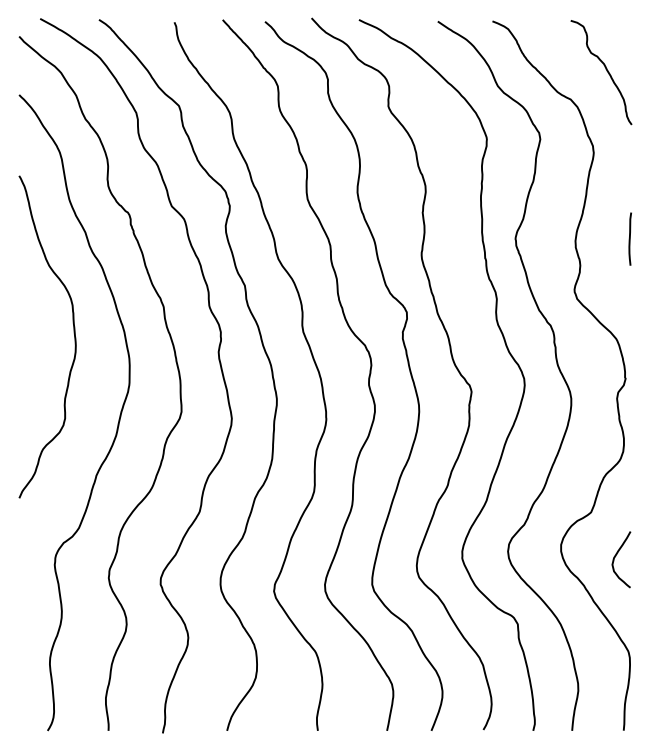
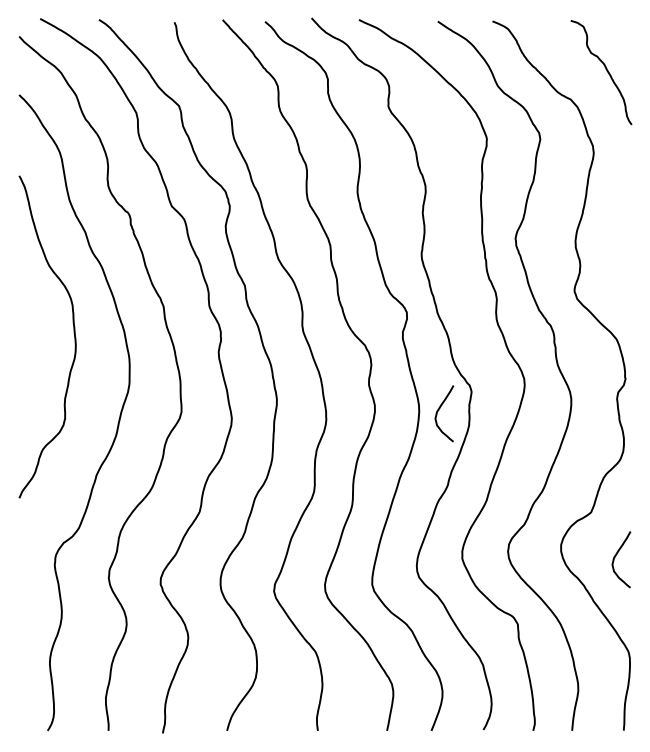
line: present -> none (629, 238)
curve: none -> present (439, 410)
